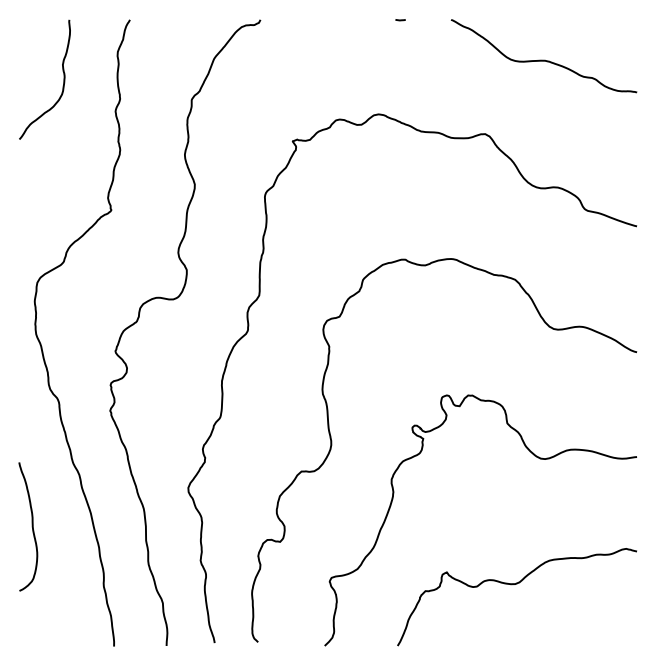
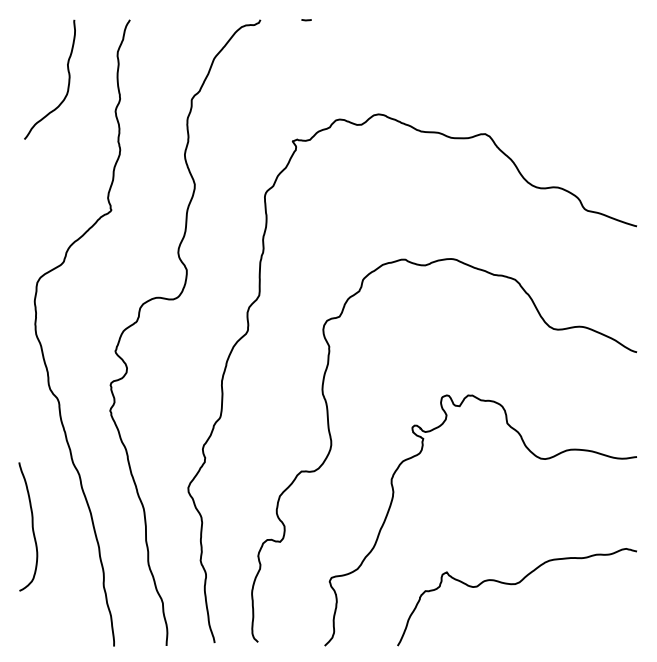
curve position: (400, 20) -> (306, 20) (306, 20)
curve: present -> none (543, 59)
curve position: (63, 79) -> (68, 79) (68, 79)
